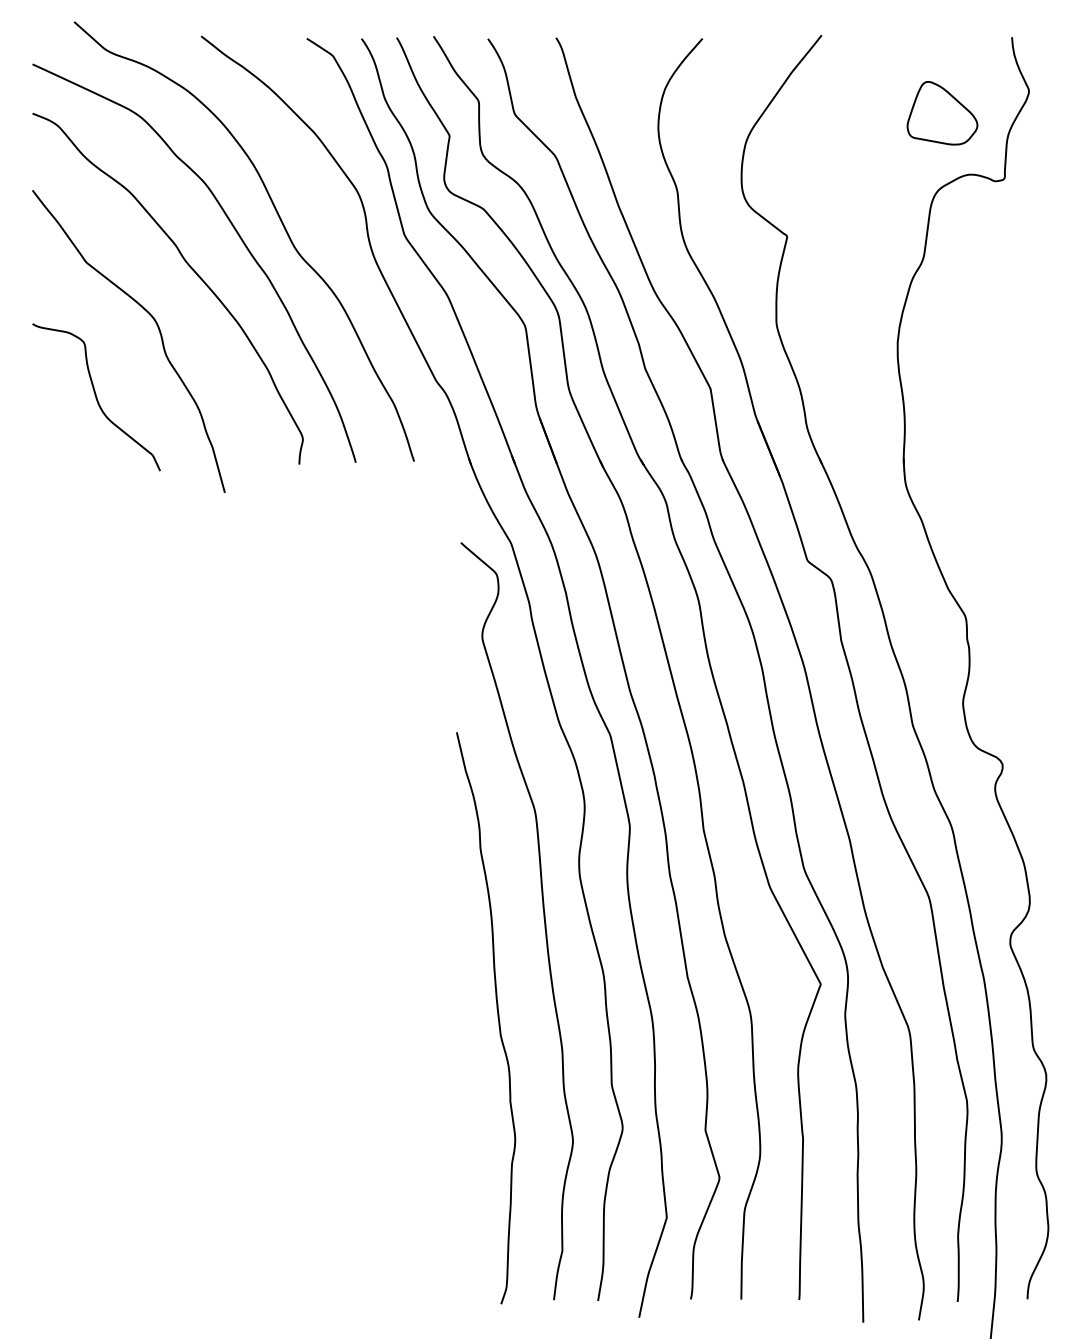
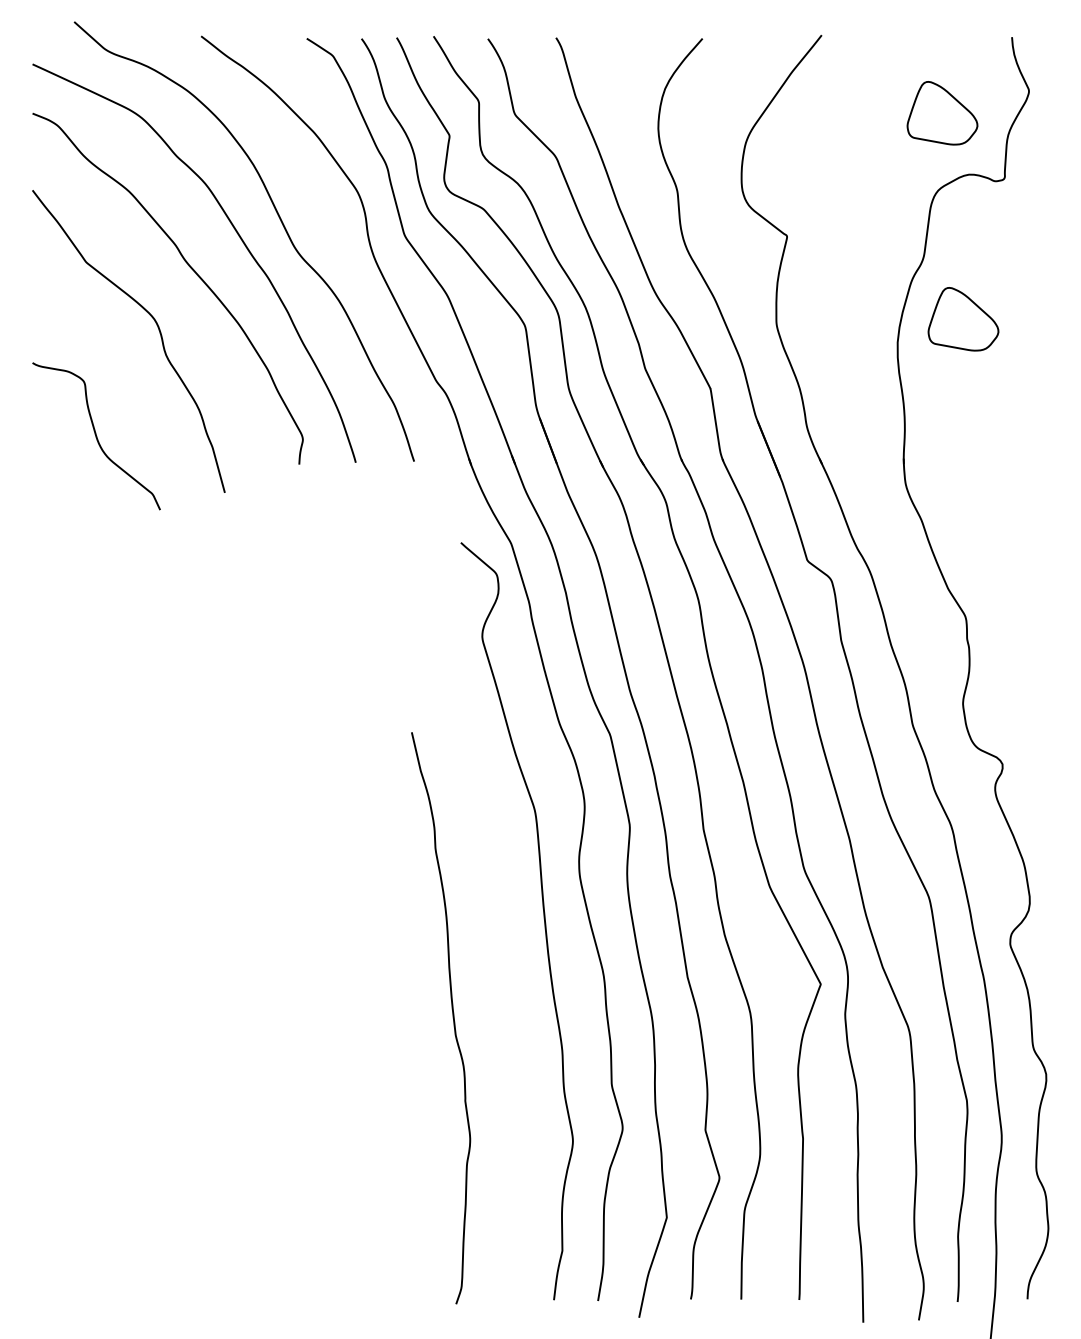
part: none -> present (963, 319)
curve position: (96, 397) -> (96, 436) (96, 436)
curve position: (497, 1018) -> (452, 1018) (452, 1018)
